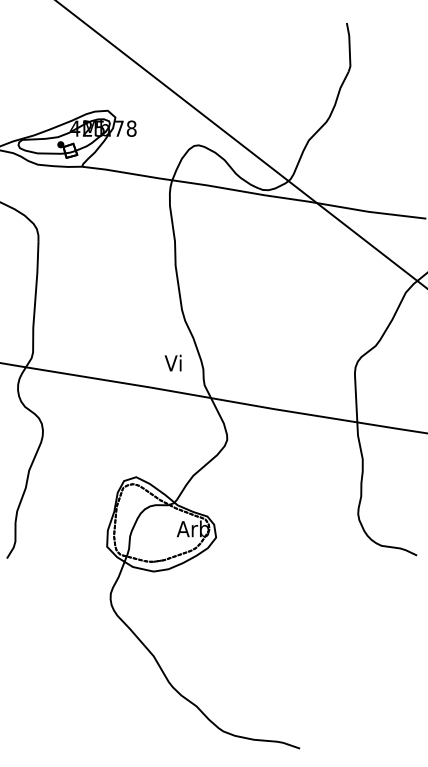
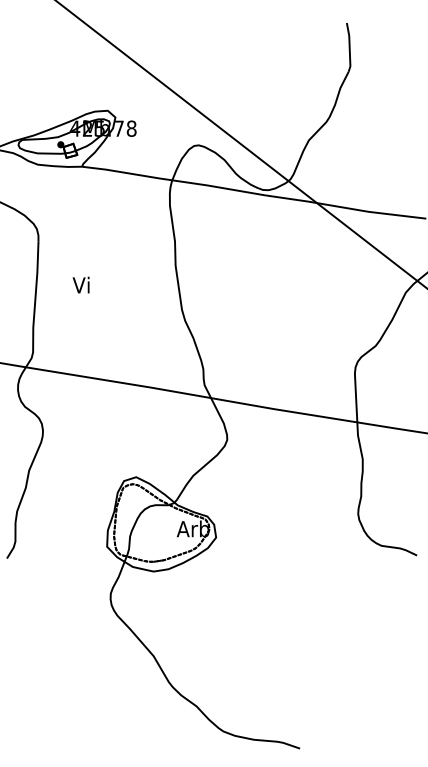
text position: (172, 362) -> (80, 284) (80, 284)
